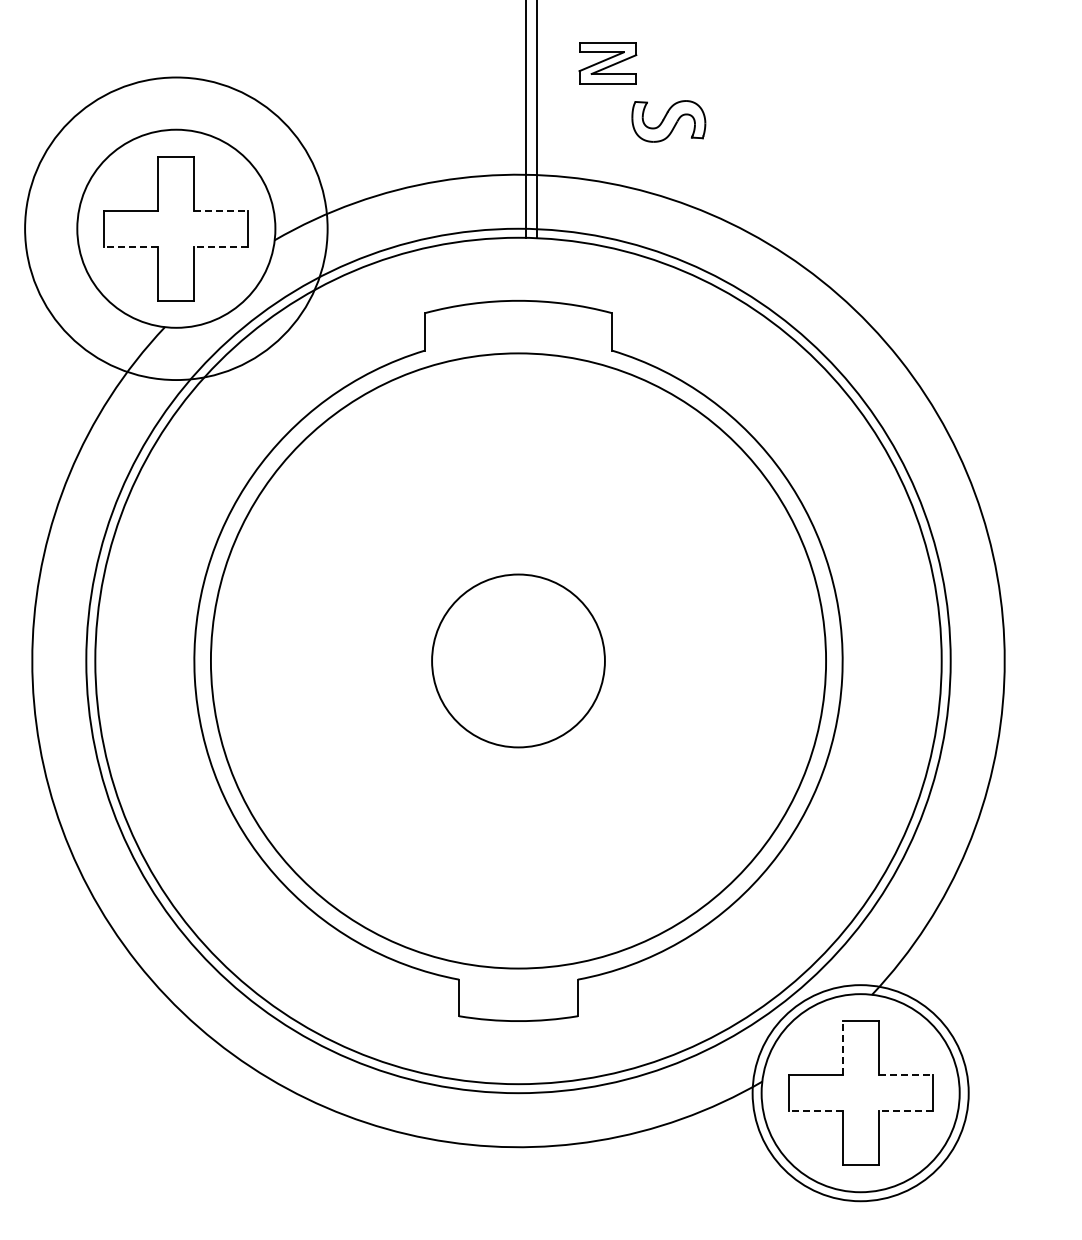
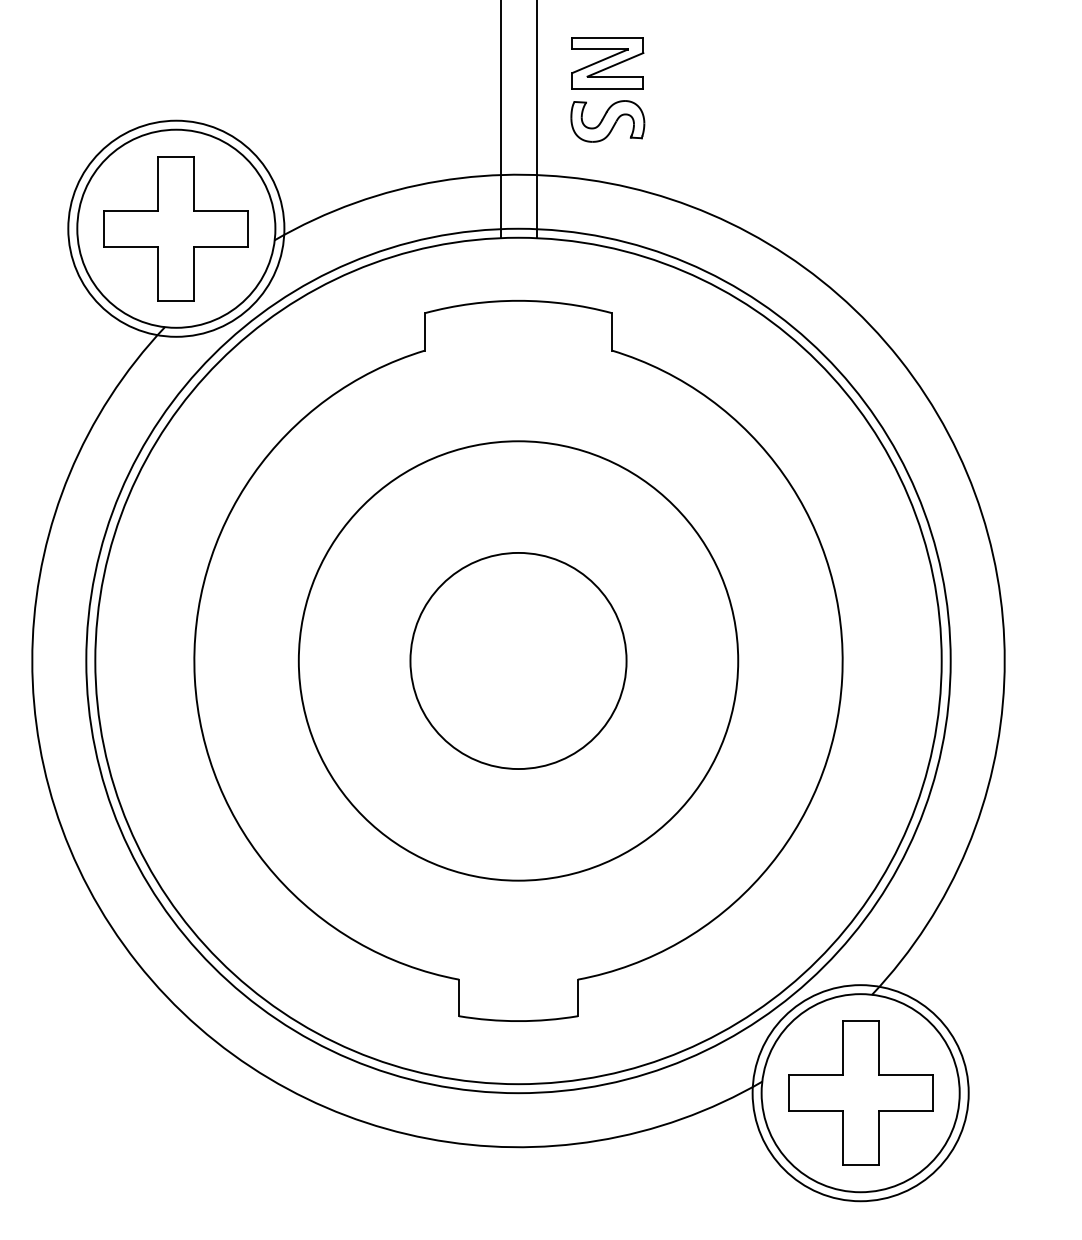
part size: 60x43 px -> 74x53 px (607, 63)
line position: (525, 120) -> (500, 120) (500, 120)
part position: (668, 121) -> (607, 121) (607, 121)
line: dashed -> solid (221, 210)
circle diameter: 303 px -> 216 px (176, 228)
line: dashed -> solid (130, 246)
line: dashed -> solid (220, 246)
circle diameter: 173 px -> 216 px (518, 660)
circle diameter: 615 px -> 439 px (518, 660)
line: dashed -> solid (842, 1047)
line: dashed -> solid (906, 1075)
line: dashed -> solid (815, 1111)
line: dashed -> solid (905, 1111)
